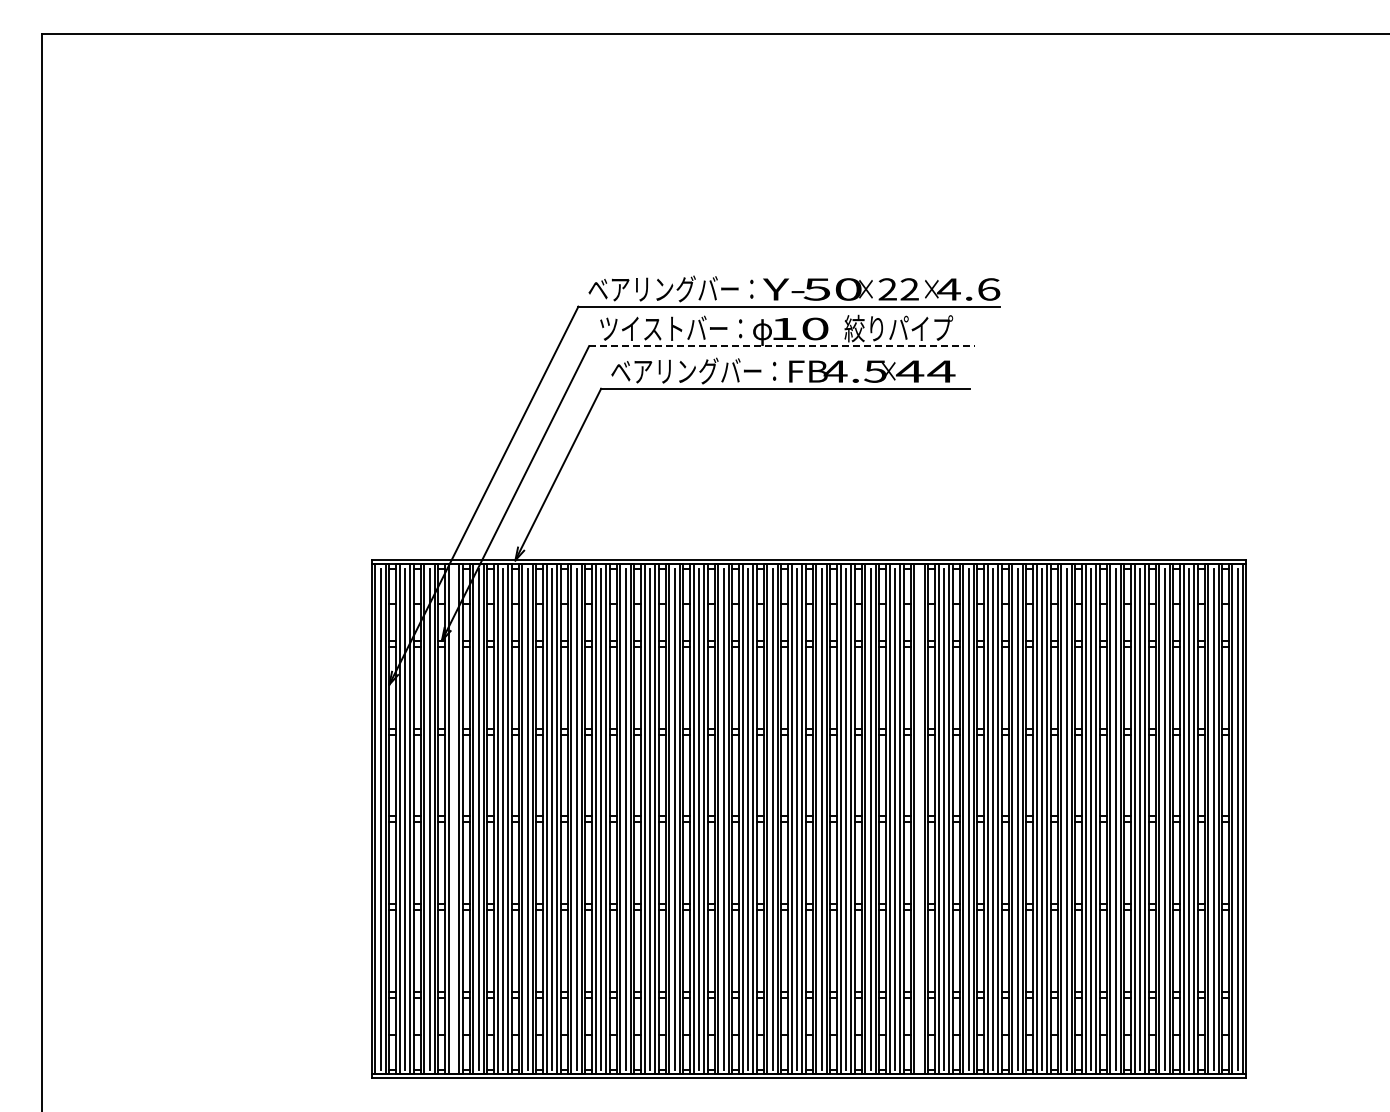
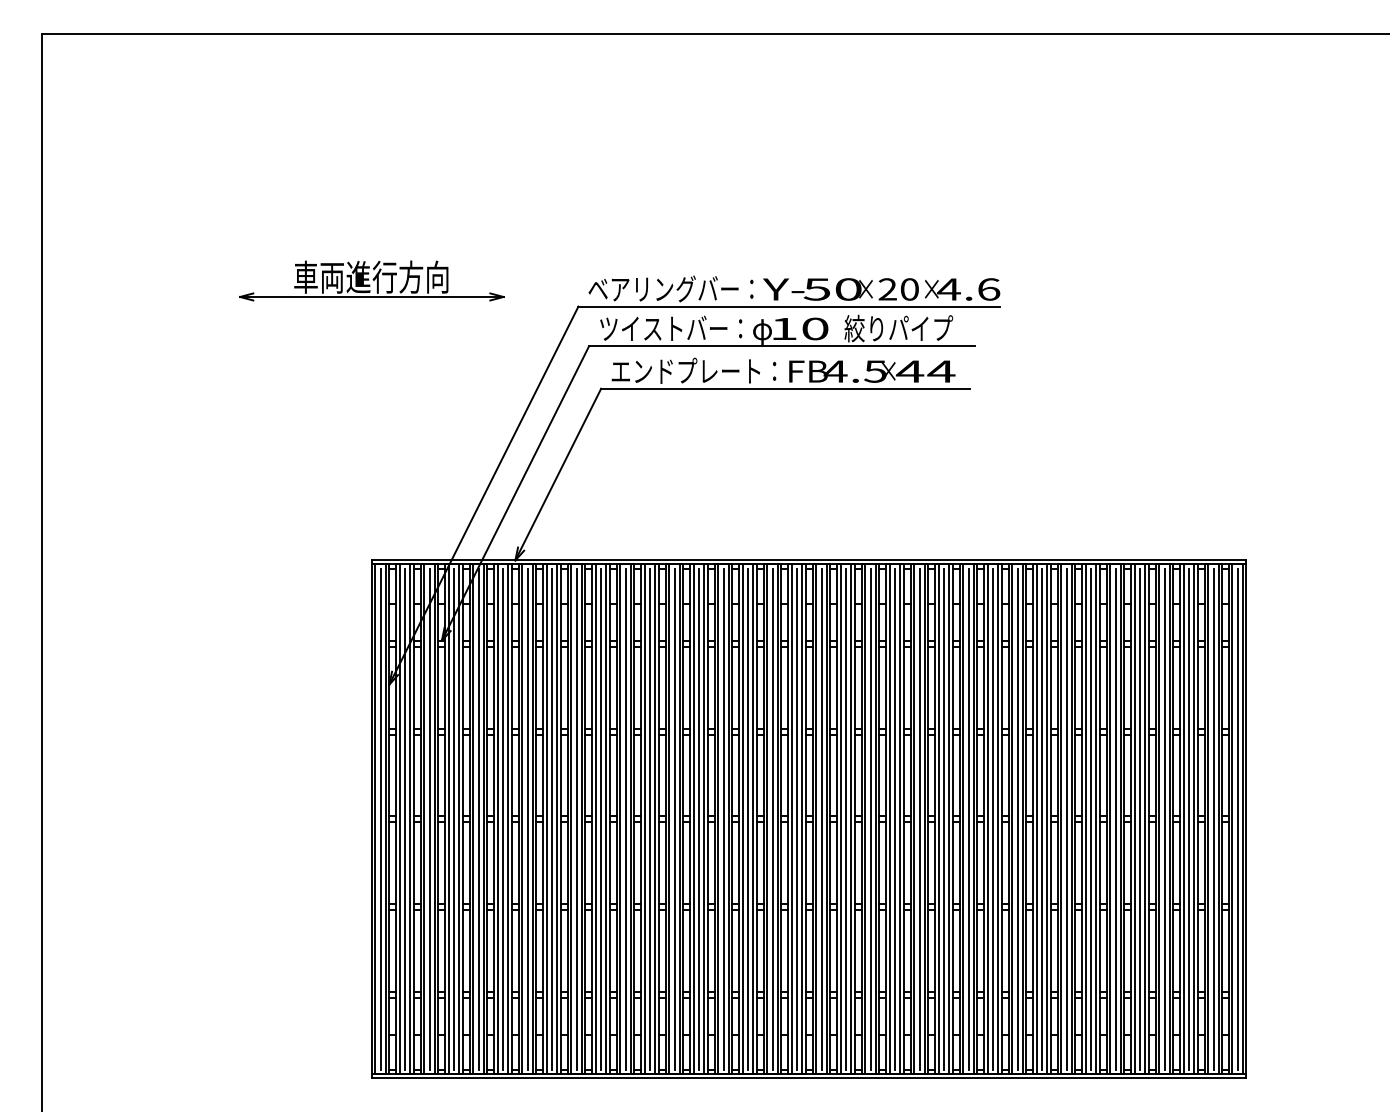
part: none -> present (371, 280)
text: 22 -> 20 (909, 289)
line: dashed -> solid (782, 346)
text: ベアリングバー： -> エンドプレート： (686, 370)
line: none -> present (454, 819)
line: none -> present (919, 819)
